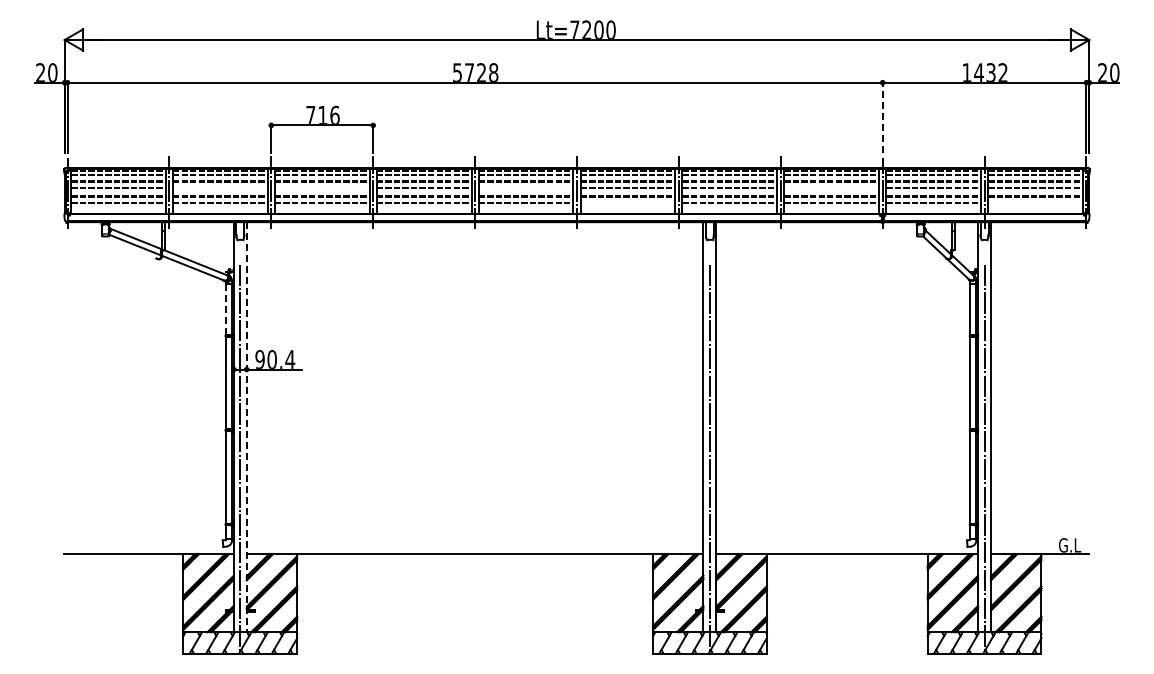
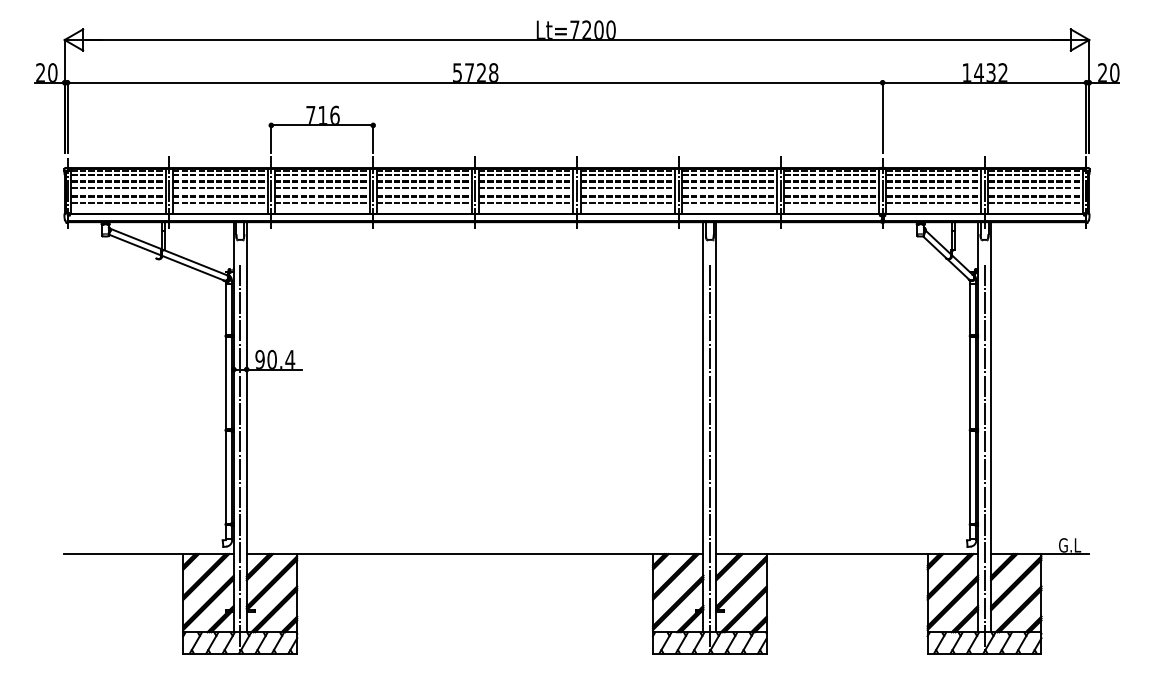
line: dashed -> solid (882, 117)
line: none -> present (219, 188)
line: none -> present (321, 188)
line: none -> present (525, 188)
line: none -> present (831, 188)
line: none -> present (627, 202)
line: none -> present (1035, 202)
line: dashed -> solid (225, 309)
line: dashed -> solid (246, 427)
